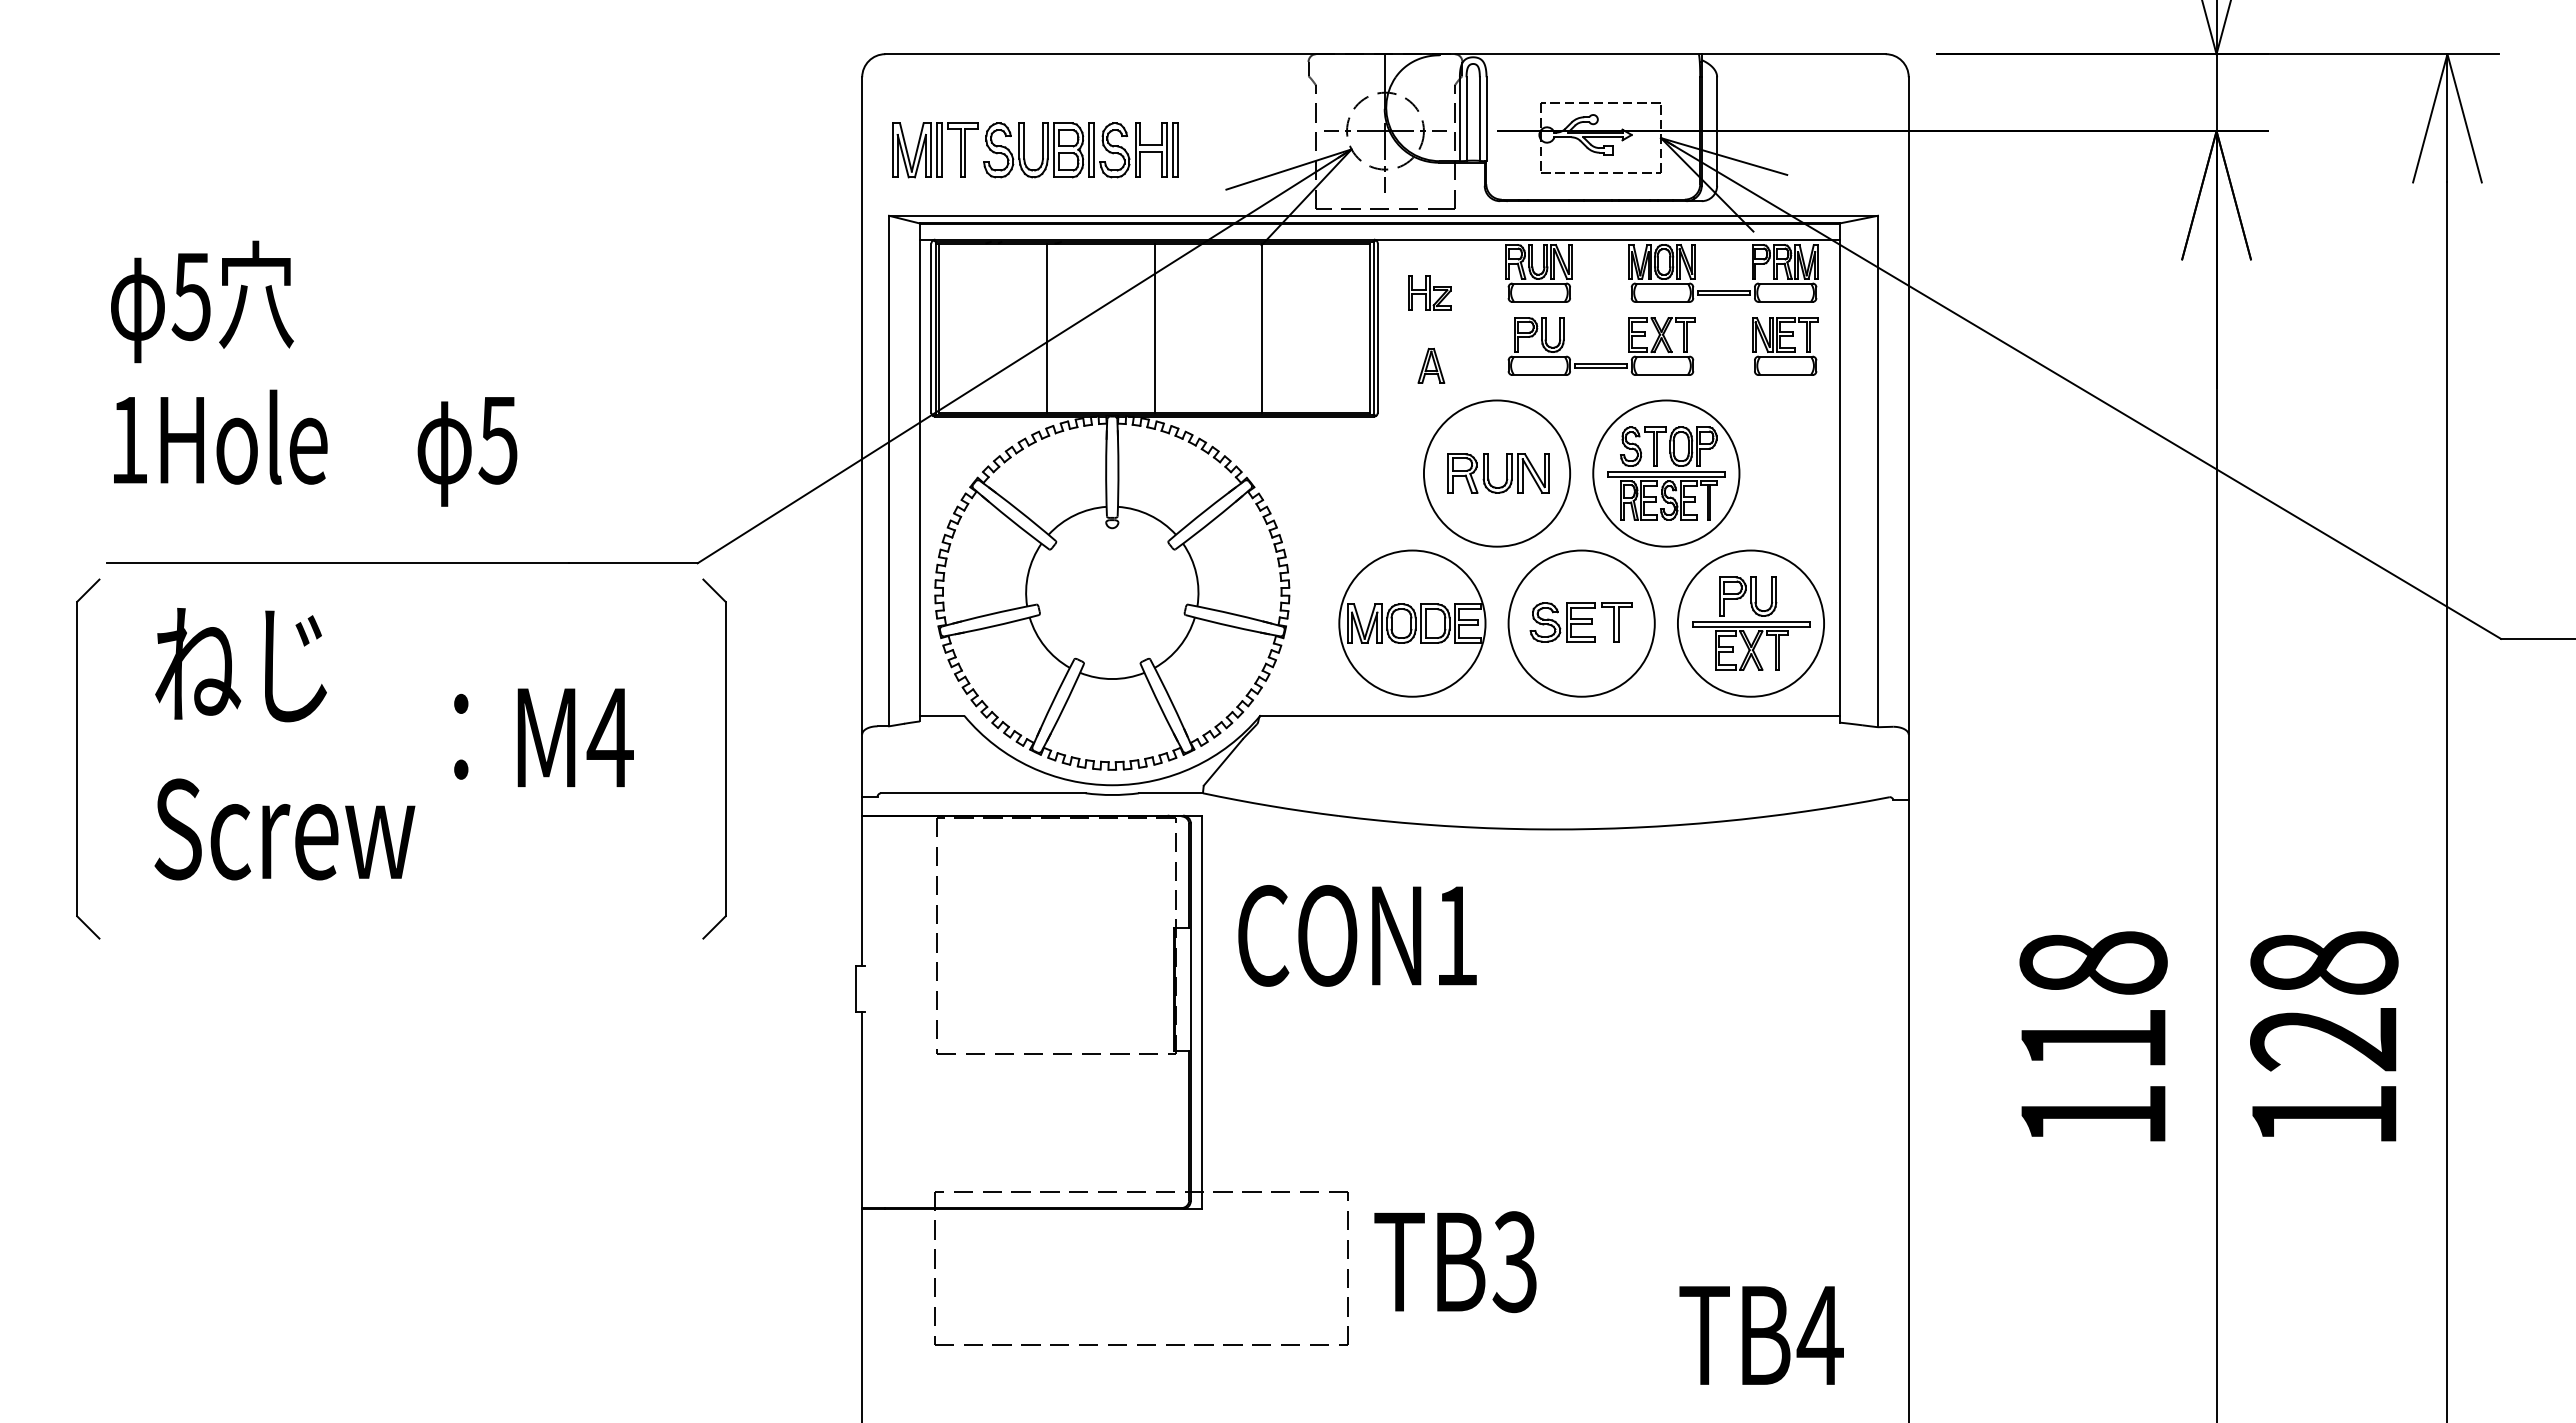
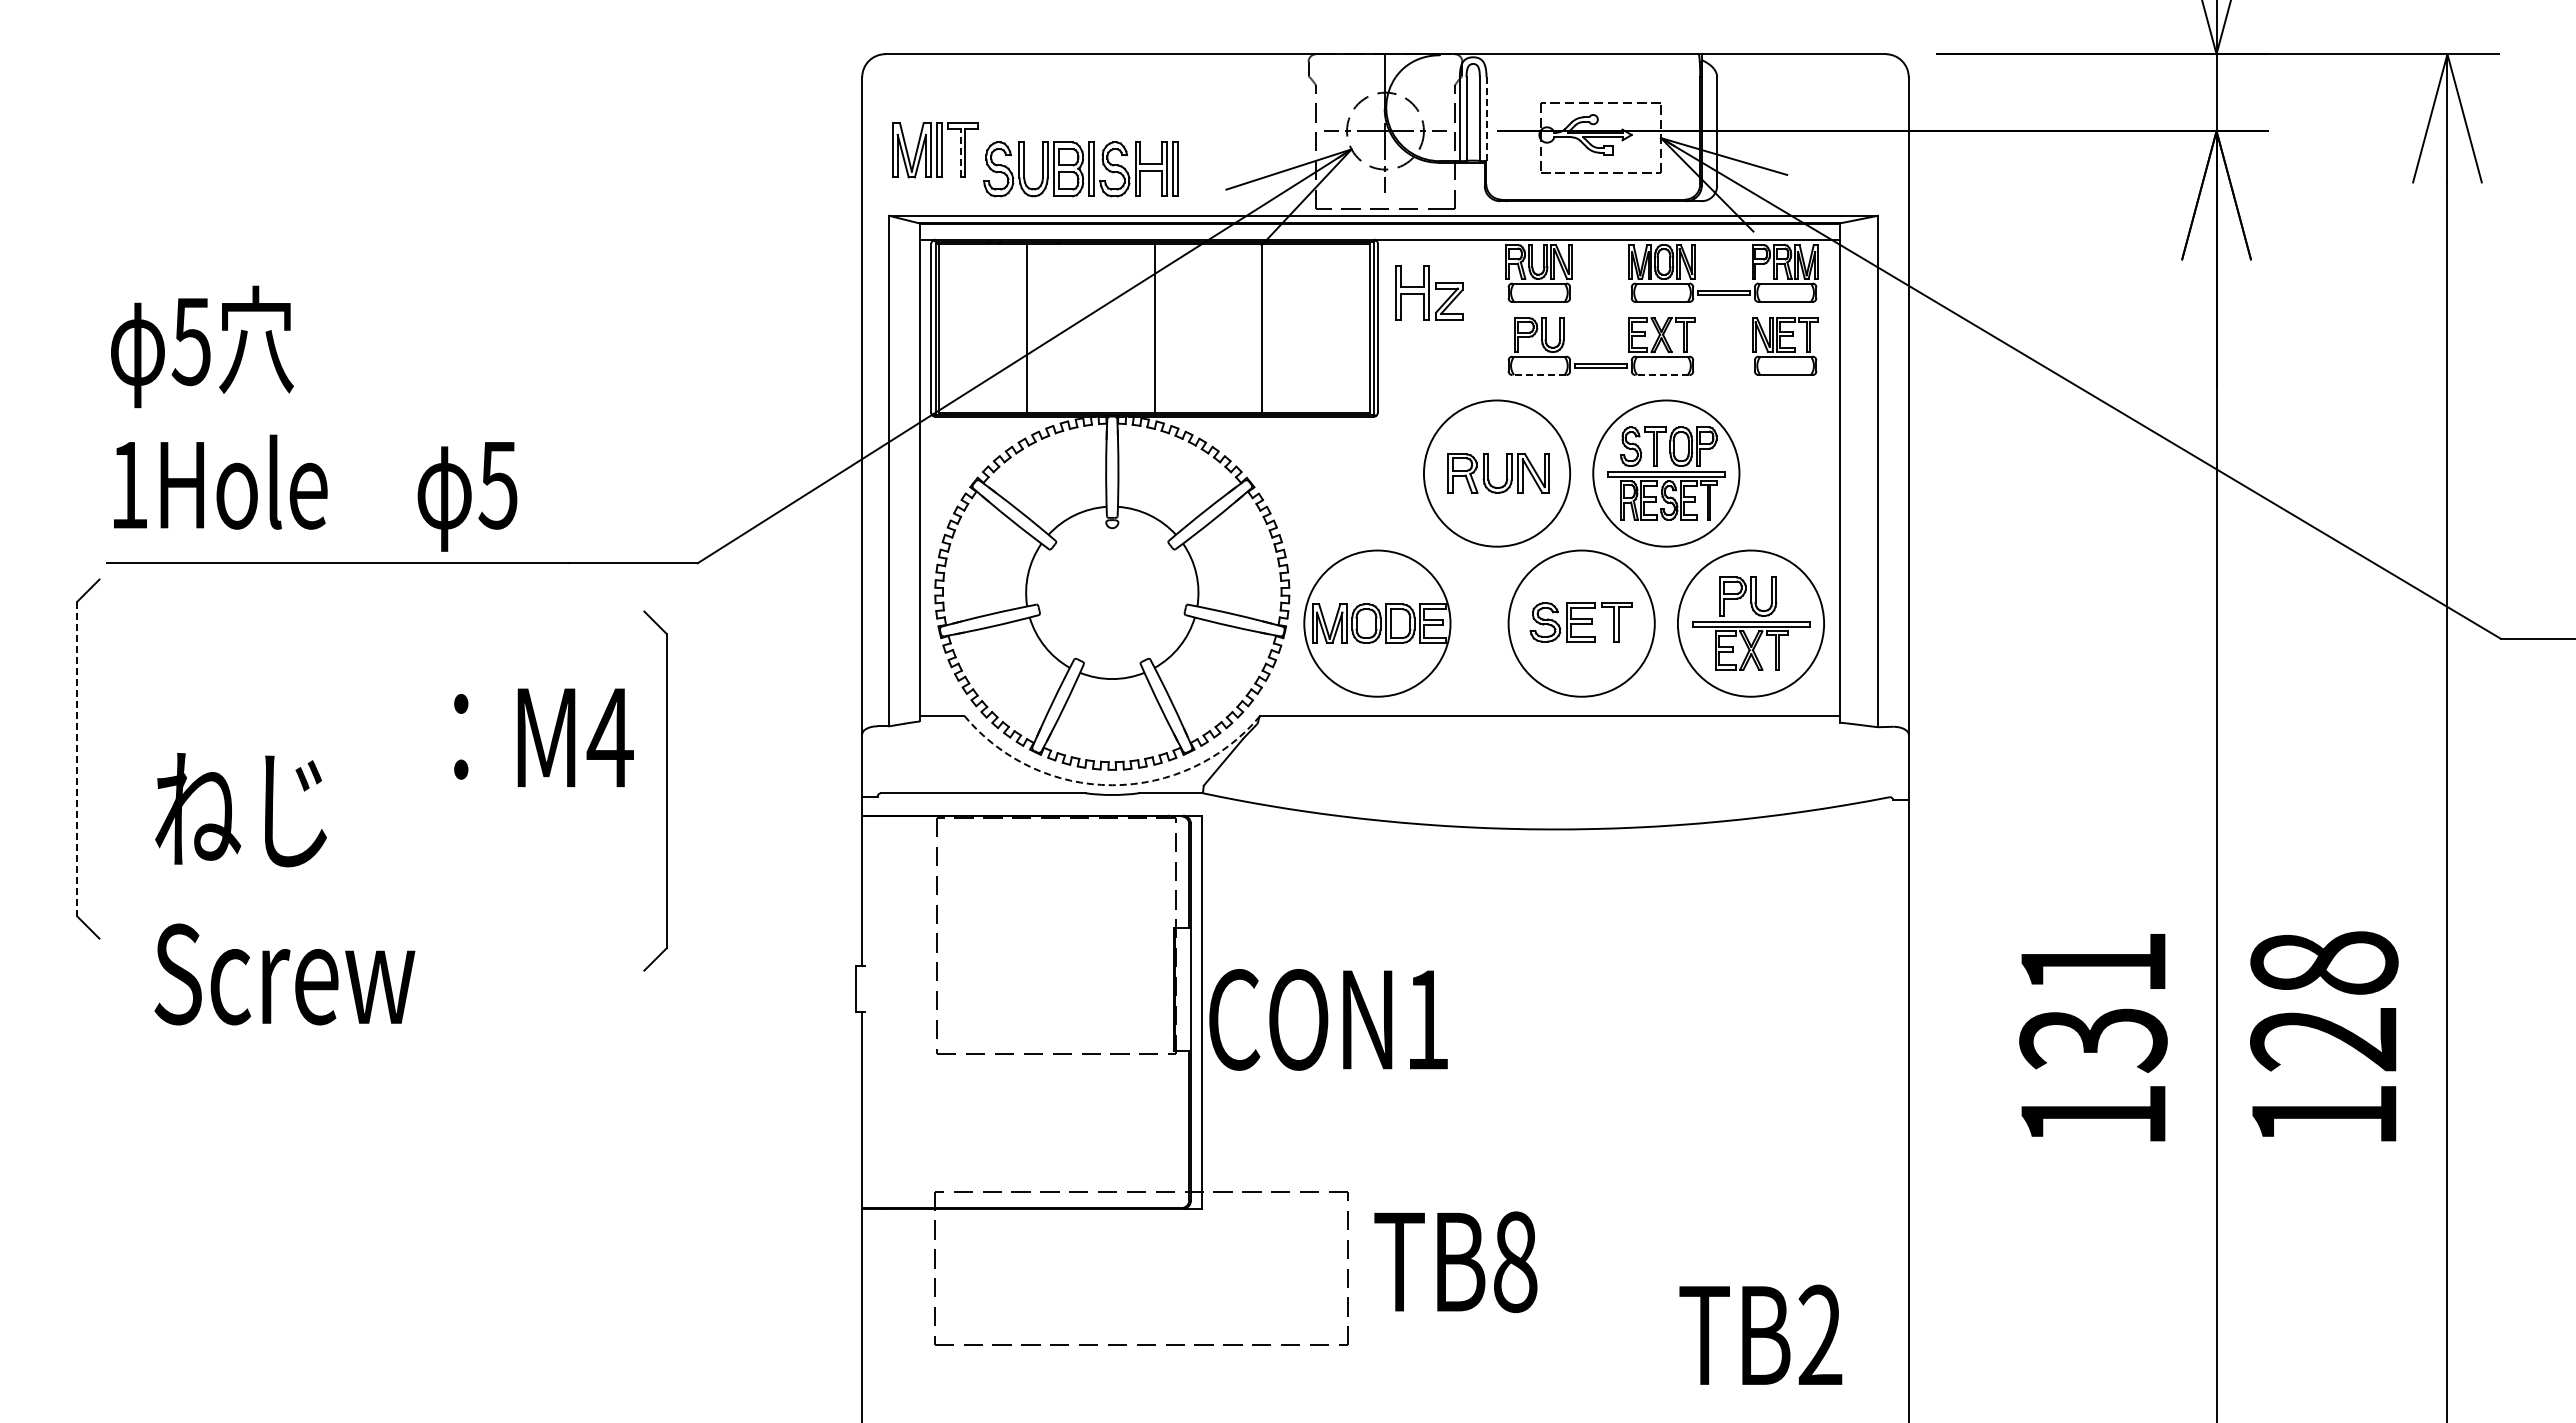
line: solid -> dashed (1486, 119)
part position: (1080, 150) -> (1080, 169) (1080, 169)
line: solid -> dashed (960, 152)
part size: 44x36 px -> 69x56 px (1429, 292)
line position: (1046, 327) -> (1026, 327) (1026, 327)
part: present -> none (1431, 365)
text position: (314, 373) -> (314, 418) (314, 418)
line: solid -> dashed (1539, 375)
line: solid -> dashed (1662, 375)
part position: (1412, 623) -> (1377, 623) (1377, 623)
text position: (284, 744) -> (284, 889) (284, 889)
part position: (725, 758) -> (666, 790) (666, 790)
line: solid -> dashed (77, 759)
arc: solid -> dashed (1112, 785)
text position: (1357, 935) -> (1328, 1019) (1328, 1019)
text: 118 -> 131 (2093, 1001)
text: TB3 -> TB8 (1514, 1261)
text: TB4 -> TB2 (1819, 1334)
